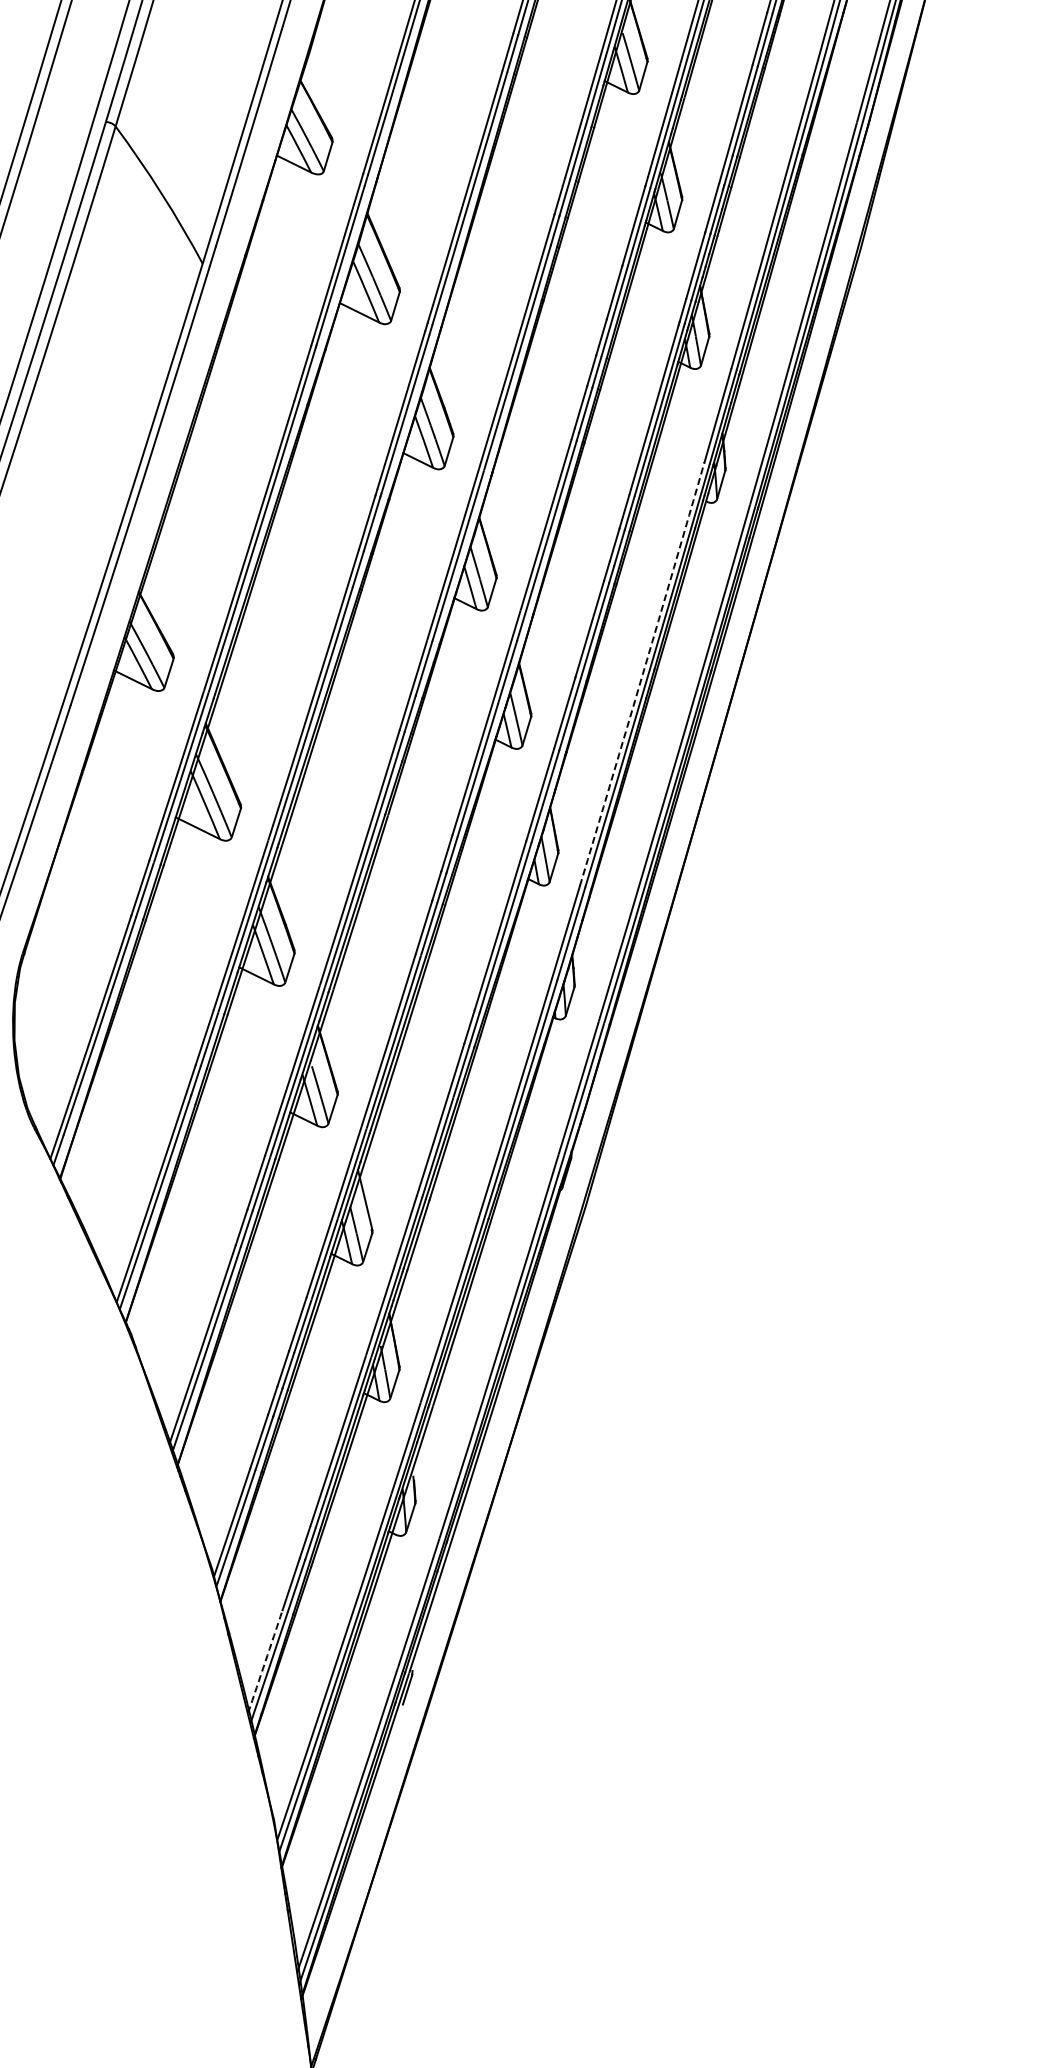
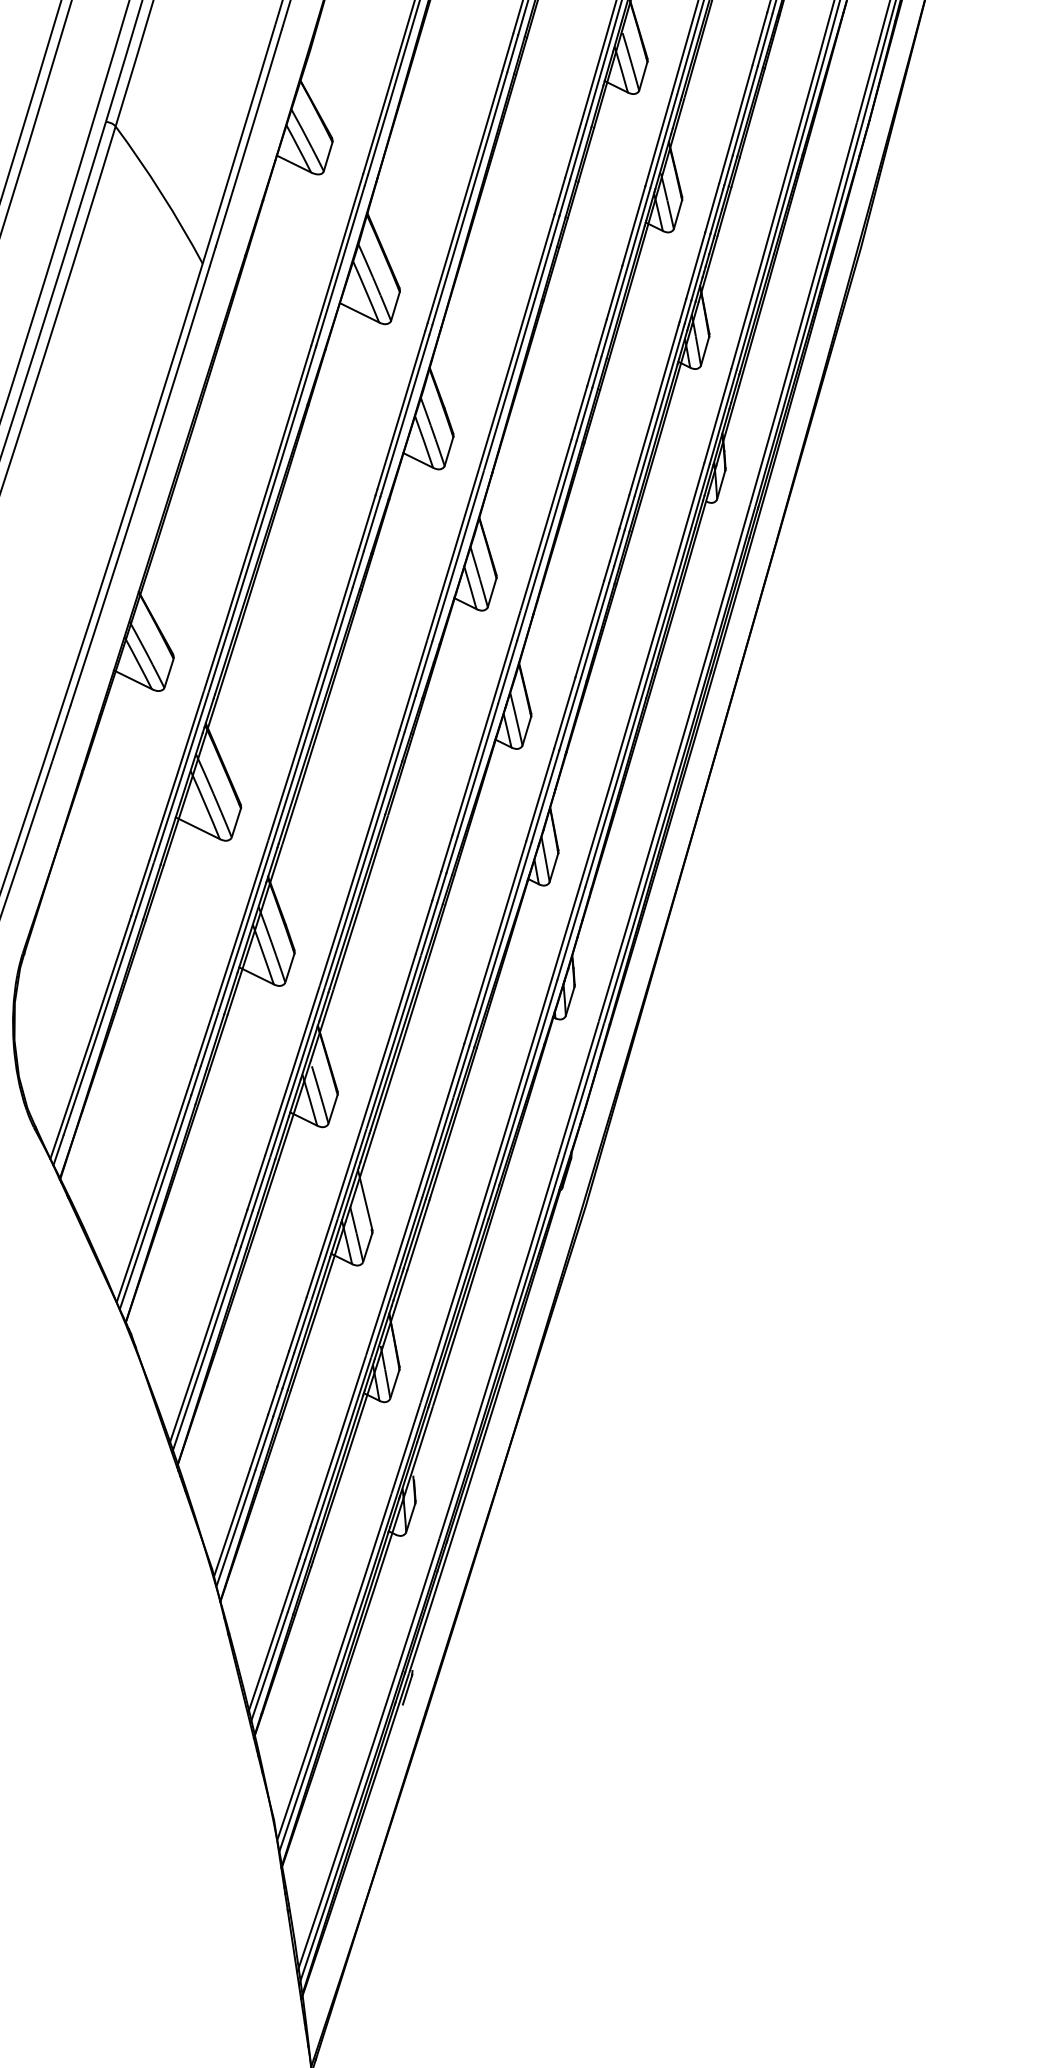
arc: dashed -> solid (642, 674)
arc: dashed -> solid (265, 1661)
